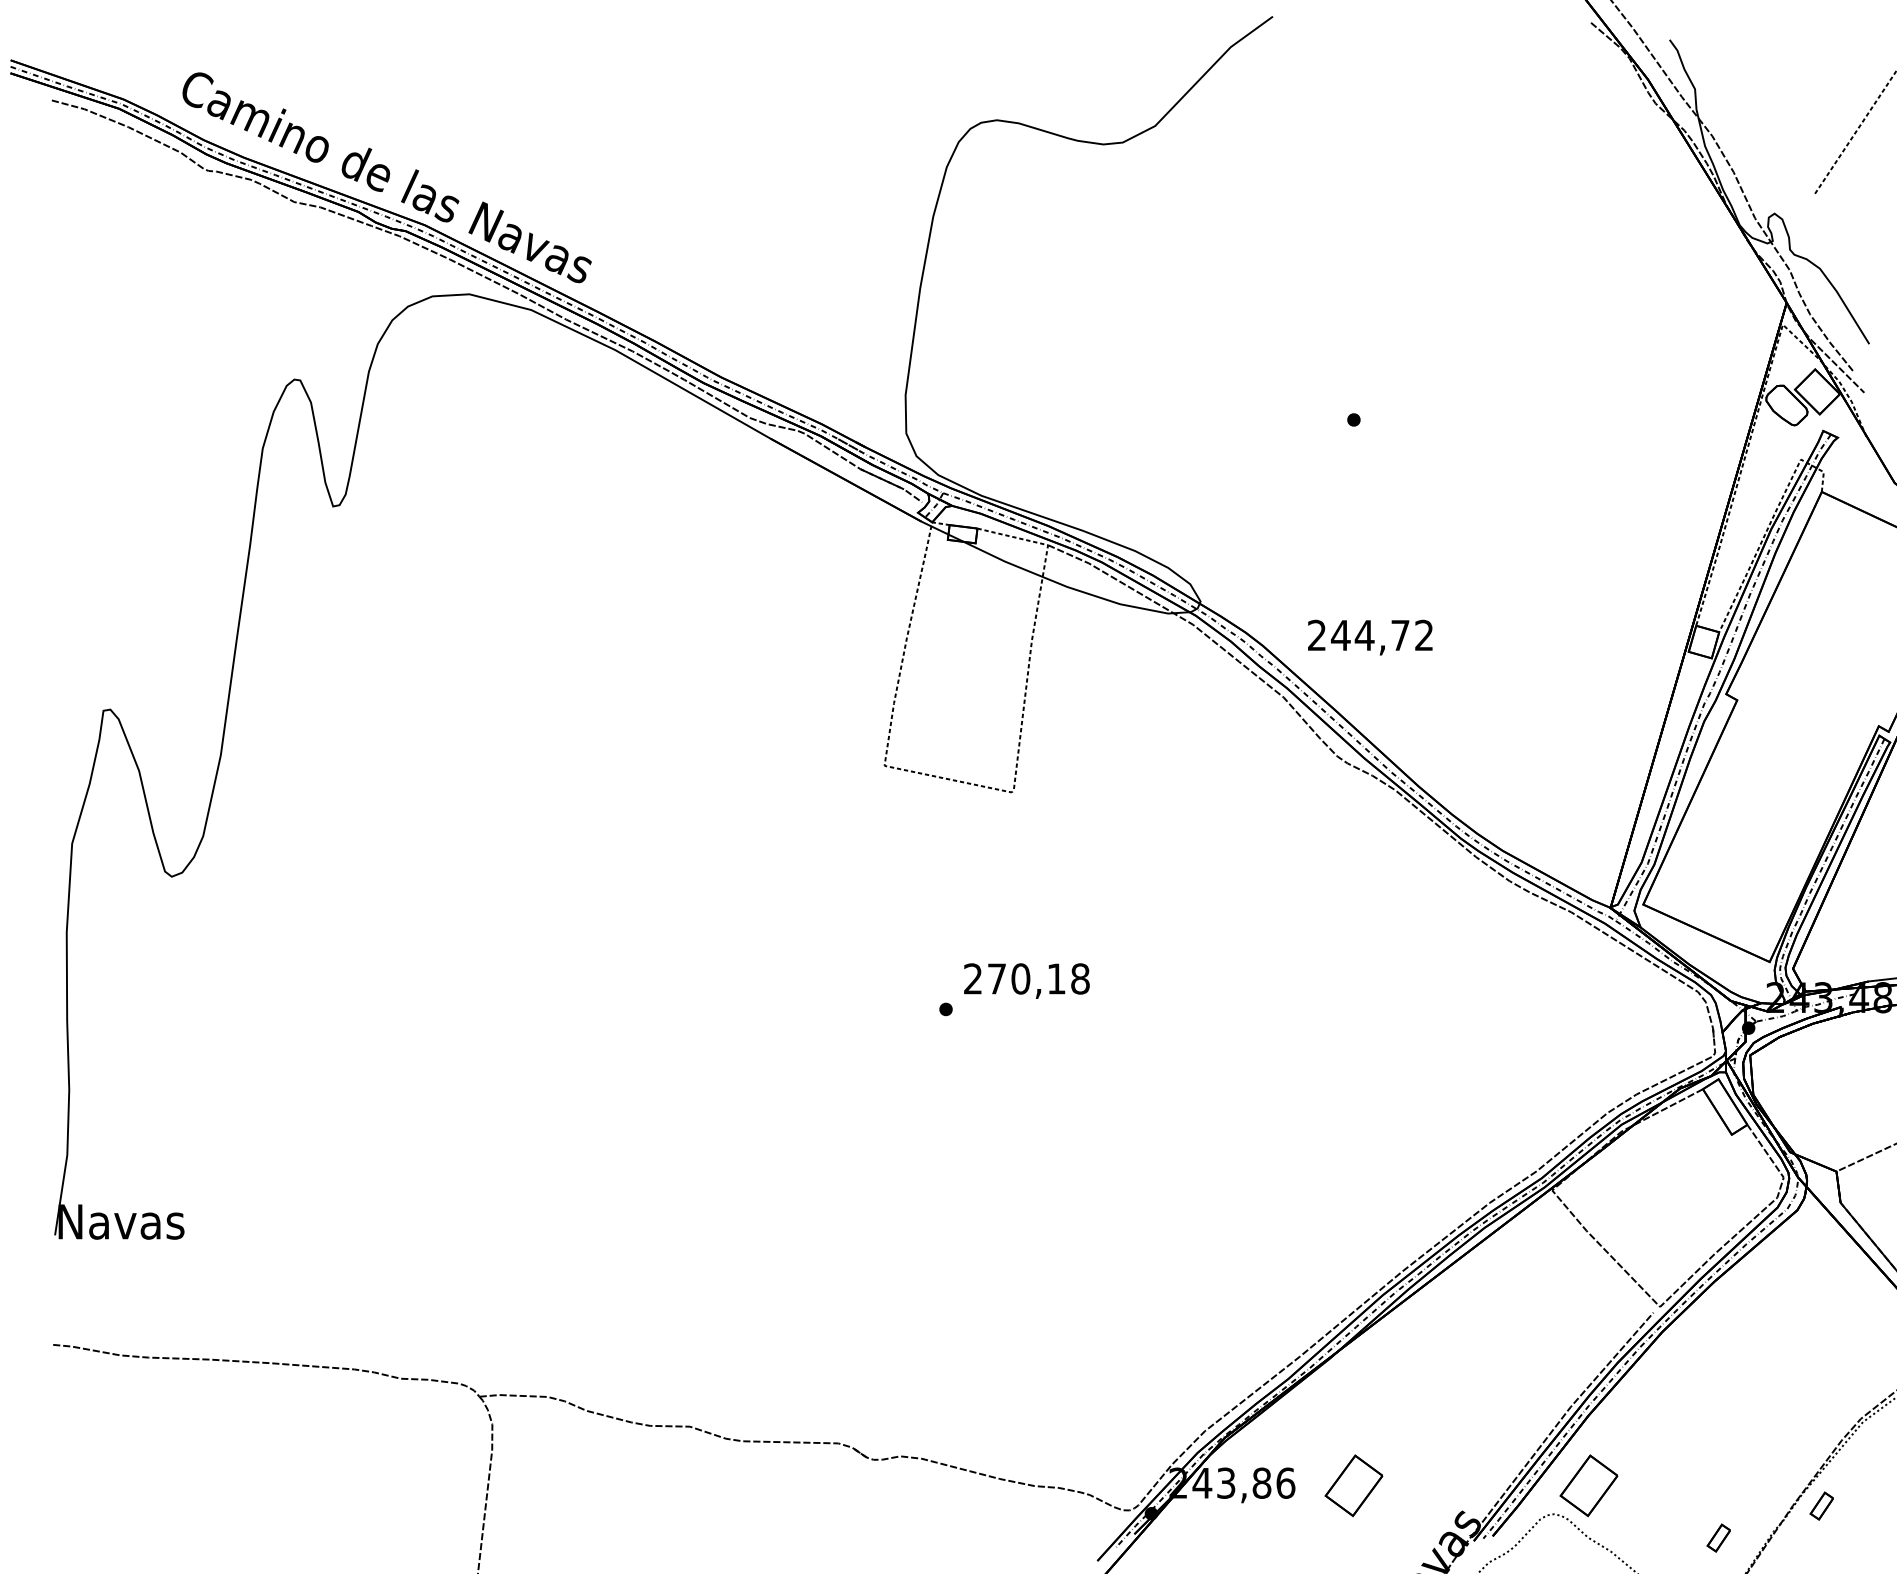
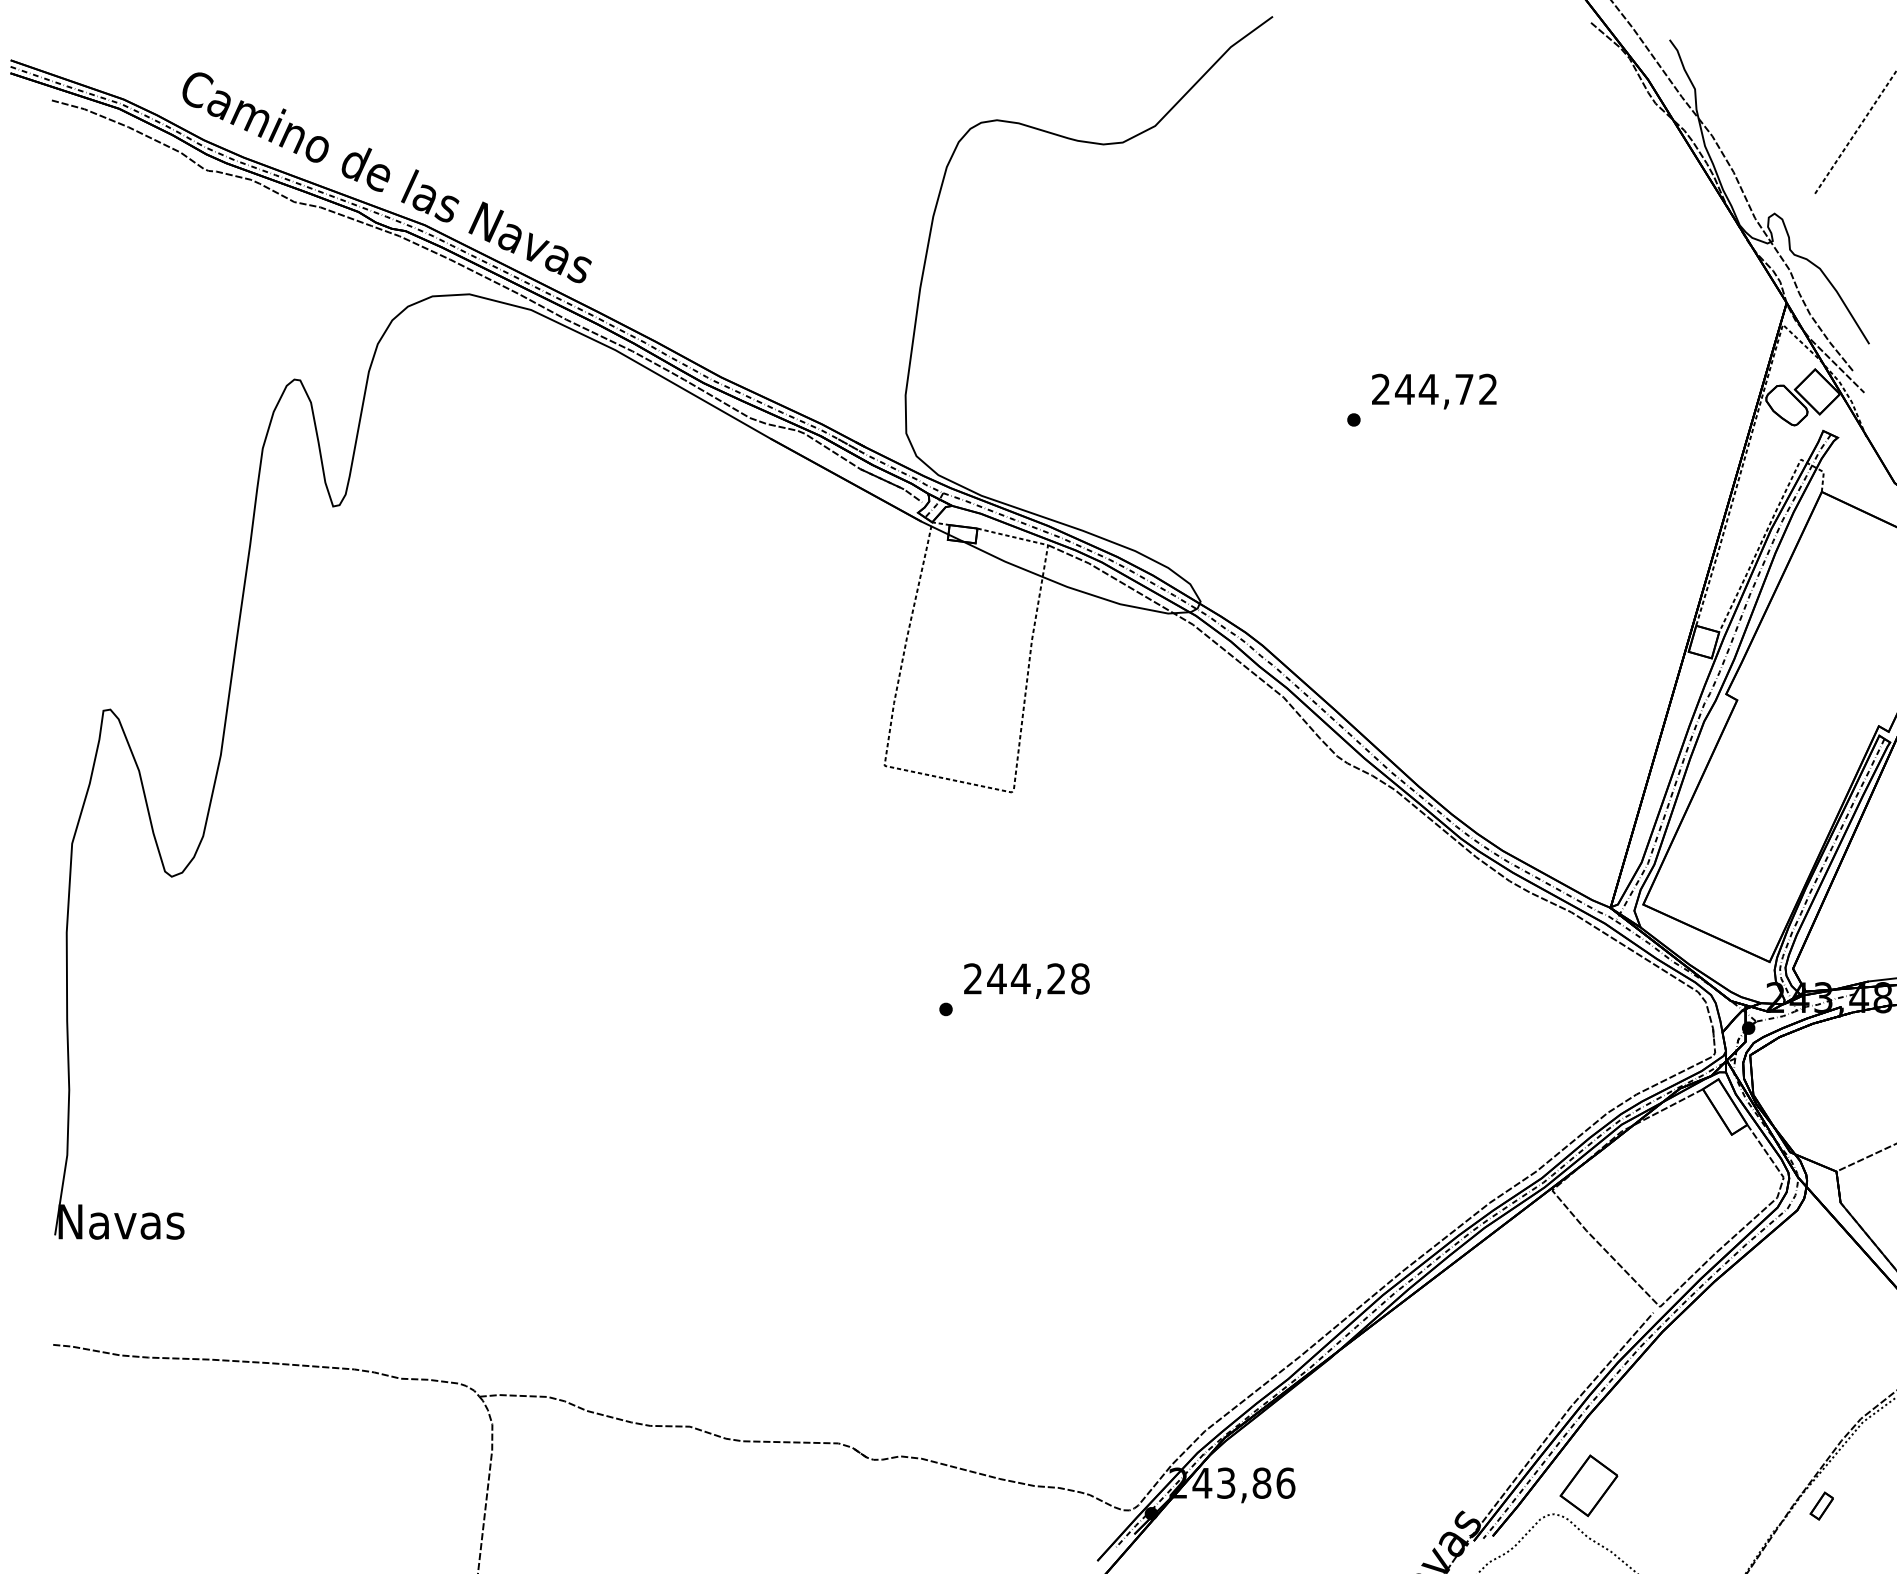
text position: (1370, 637) -> (1434, 391) (1434, 391)
text: 270,18 -> 244,28 (1026, 978)
part: present -> none (1353, 1485)
part: present -> none (1718, 1537)
